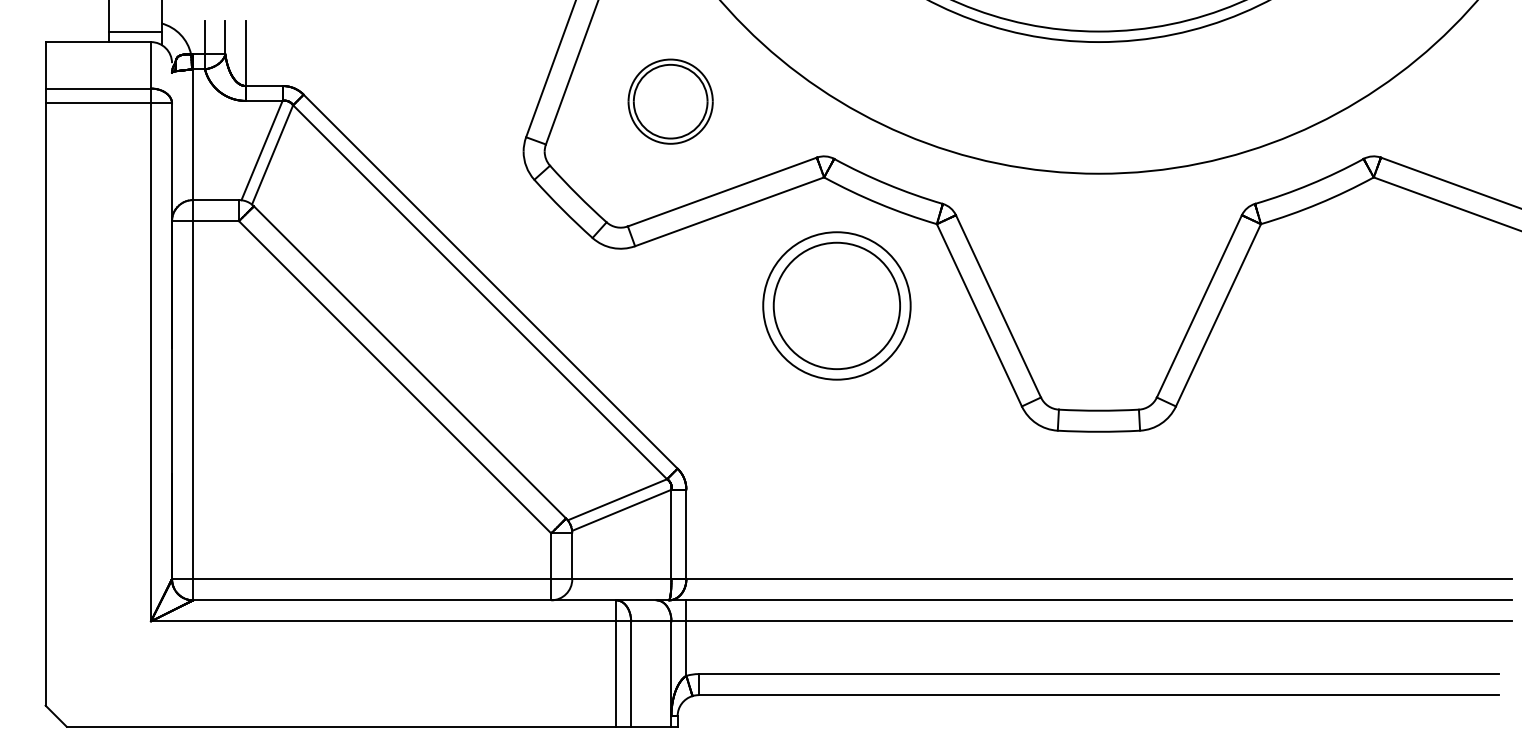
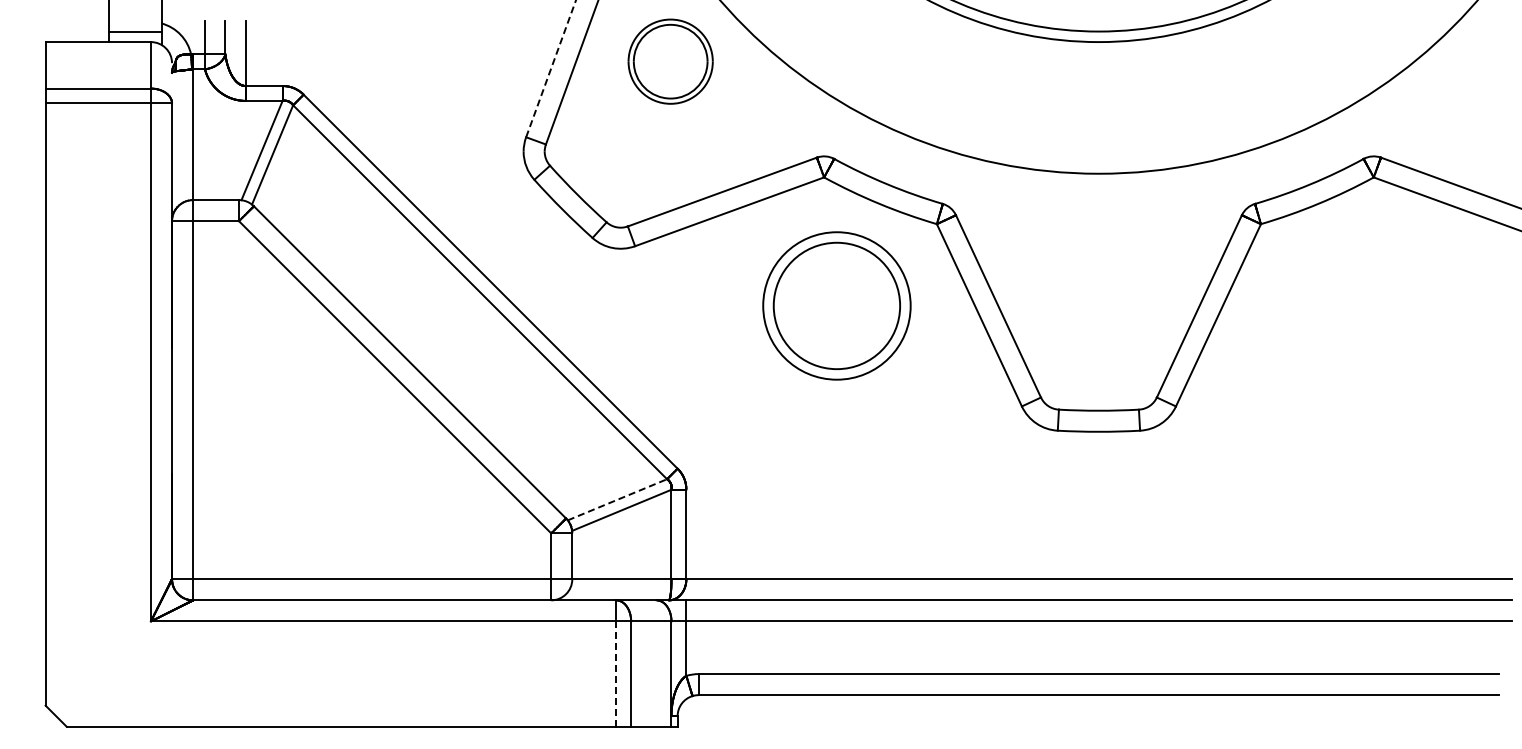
line: solid -> dashed (551, 68)
part position: (670, 101) -> (670, 61) (670, 61)
line: solid -> dashed (617, 499)
line: solid -> dashed (616, 674)
